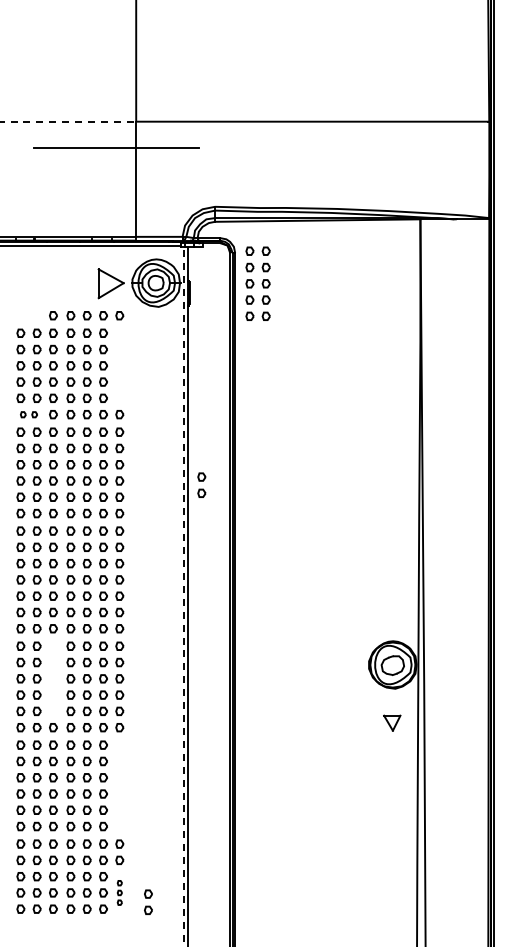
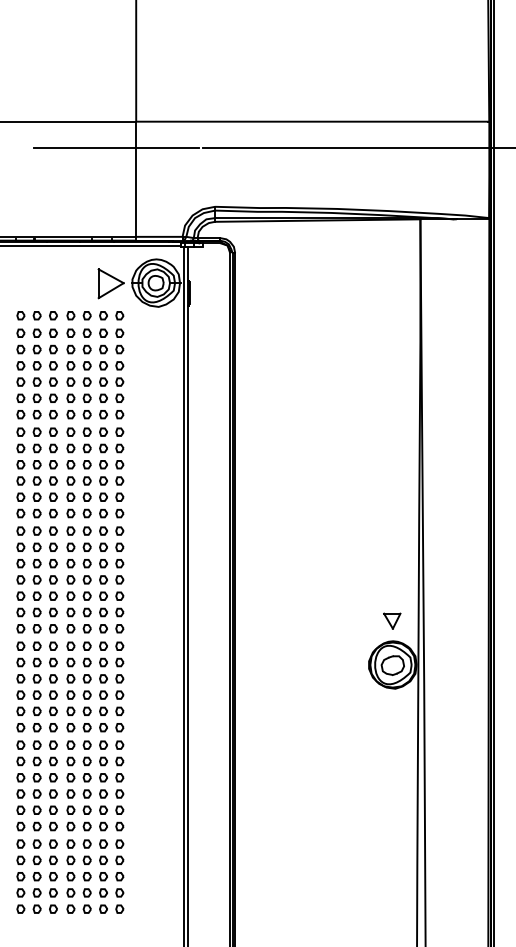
line: dashed -> solid (68, 121)
line: none -> present (357, 147)
part: present -> none (257, 283)
part: none -> present (28, 315)
part: none -> present (119, 365)
part size: 18x8 px -> 26x10 px (28, 414)
part: present -> none (201, 484)
line: dashed -> solid (183, 596)
part: none -> present (53, 678)
part position: (392, 722) -> (392, 620) (392, 620)
part: none -> present (119, 785)
part size: 7x26 px -> 10x42 px (119, 892)
part: present -> none (148, 901)
